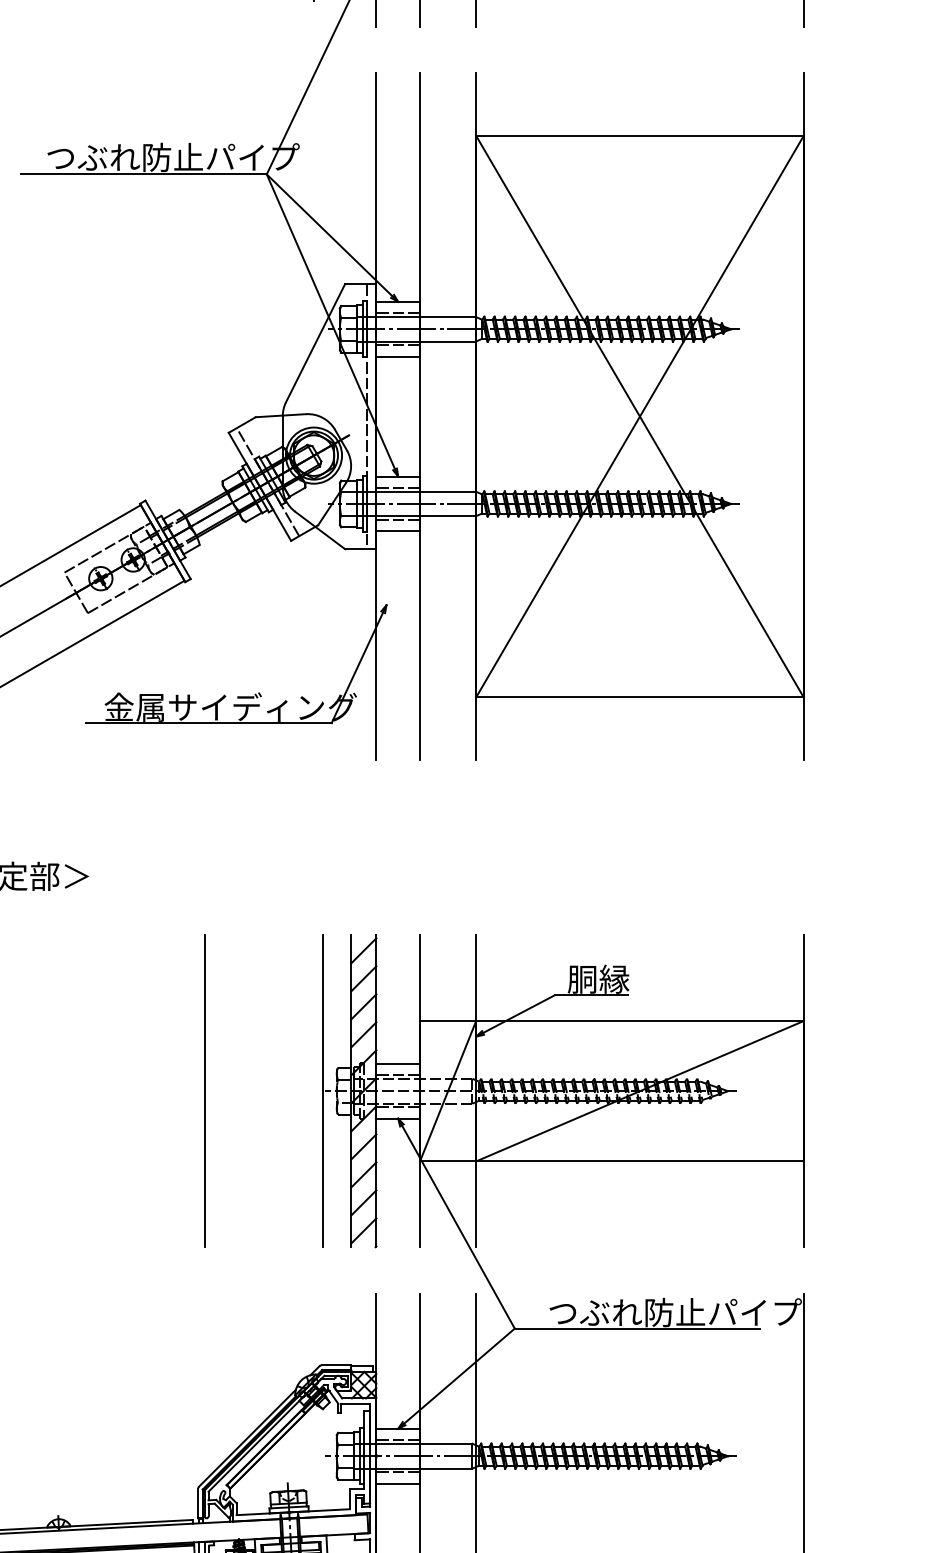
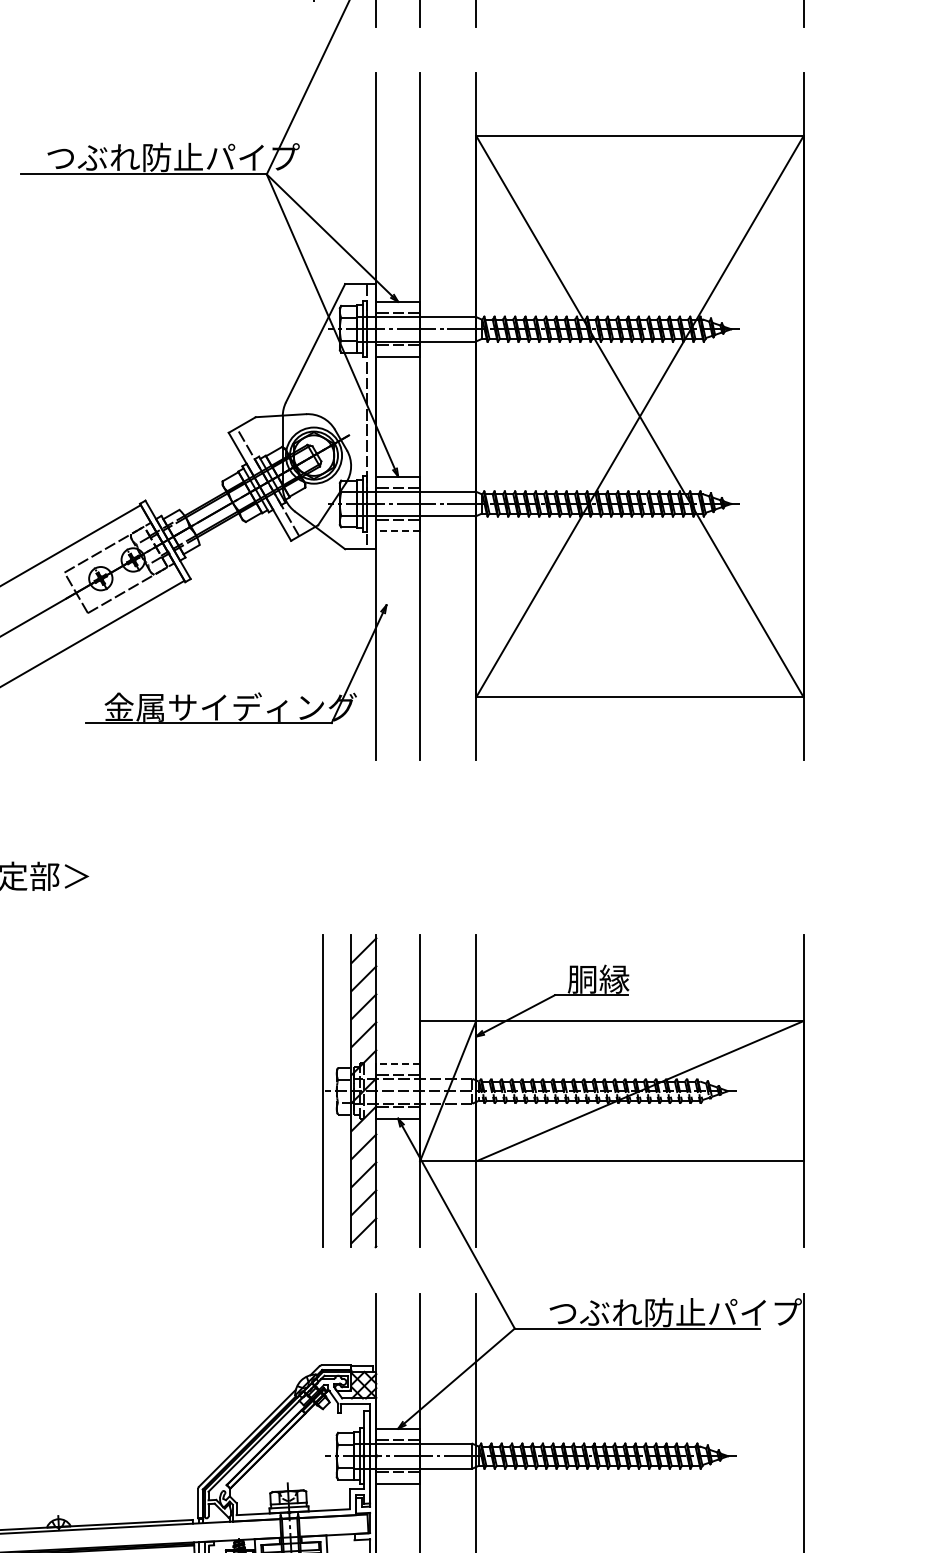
line: solid -> dashed (398, 531)
line: solid -> dashed (398, 1063)
line: present -> none (204, 1090)
